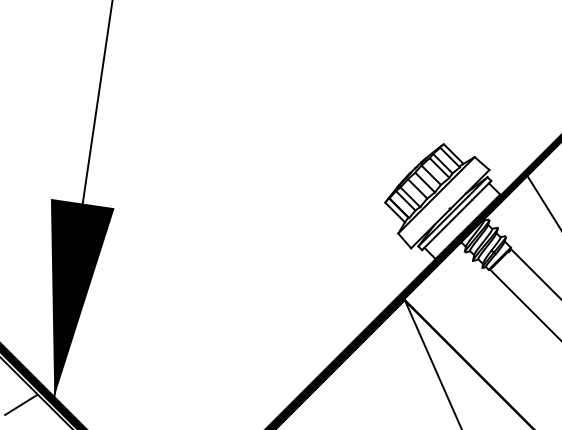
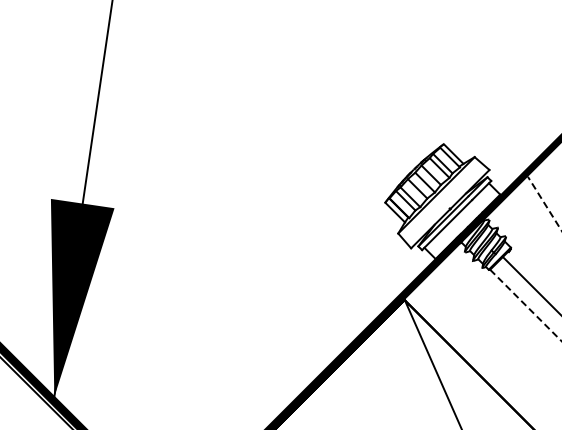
line: solid -> dashed (544, 203)
line position: (534, 272) -> (530, 284) (530, 284)
line: solid -> dashed (526, 305)
line: present -> none (21, 404)
